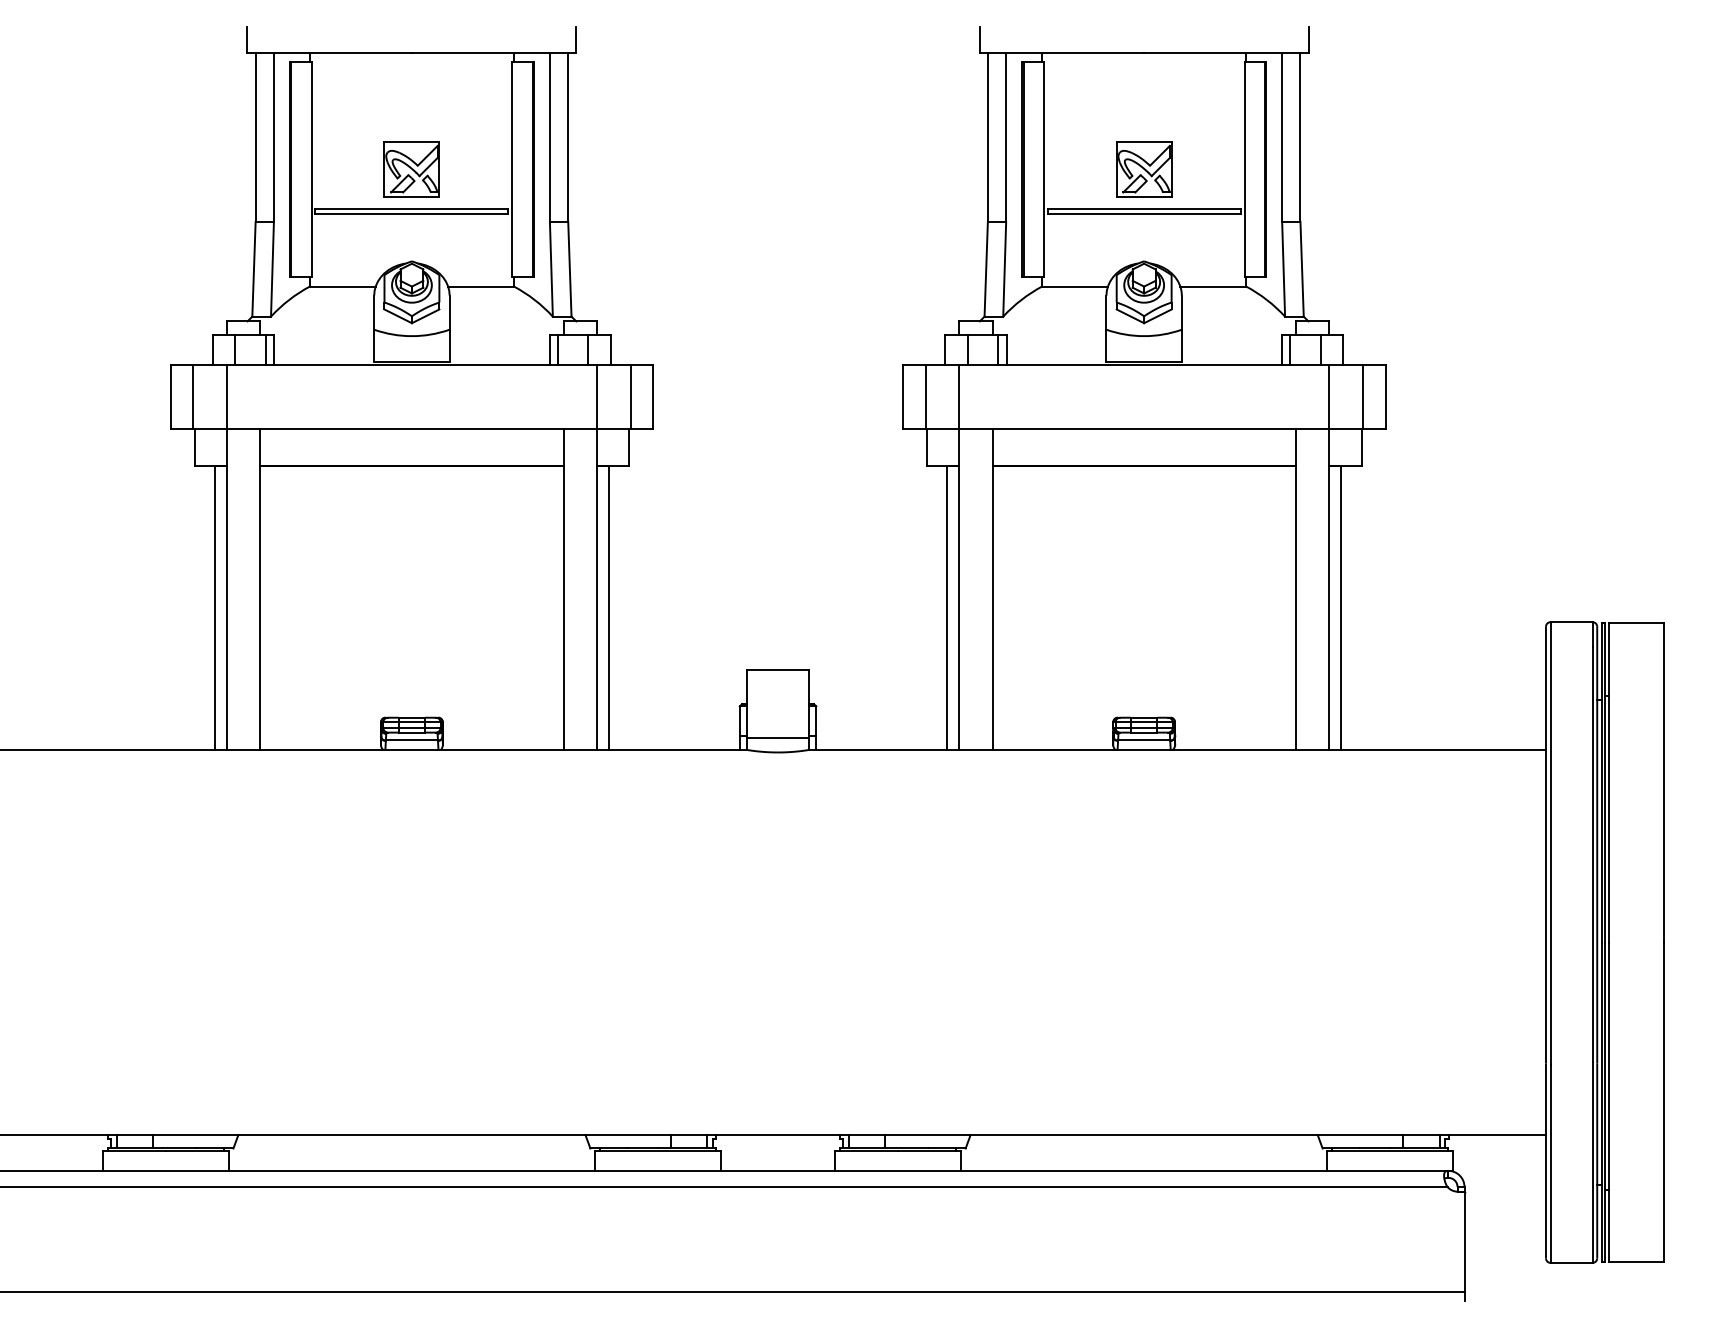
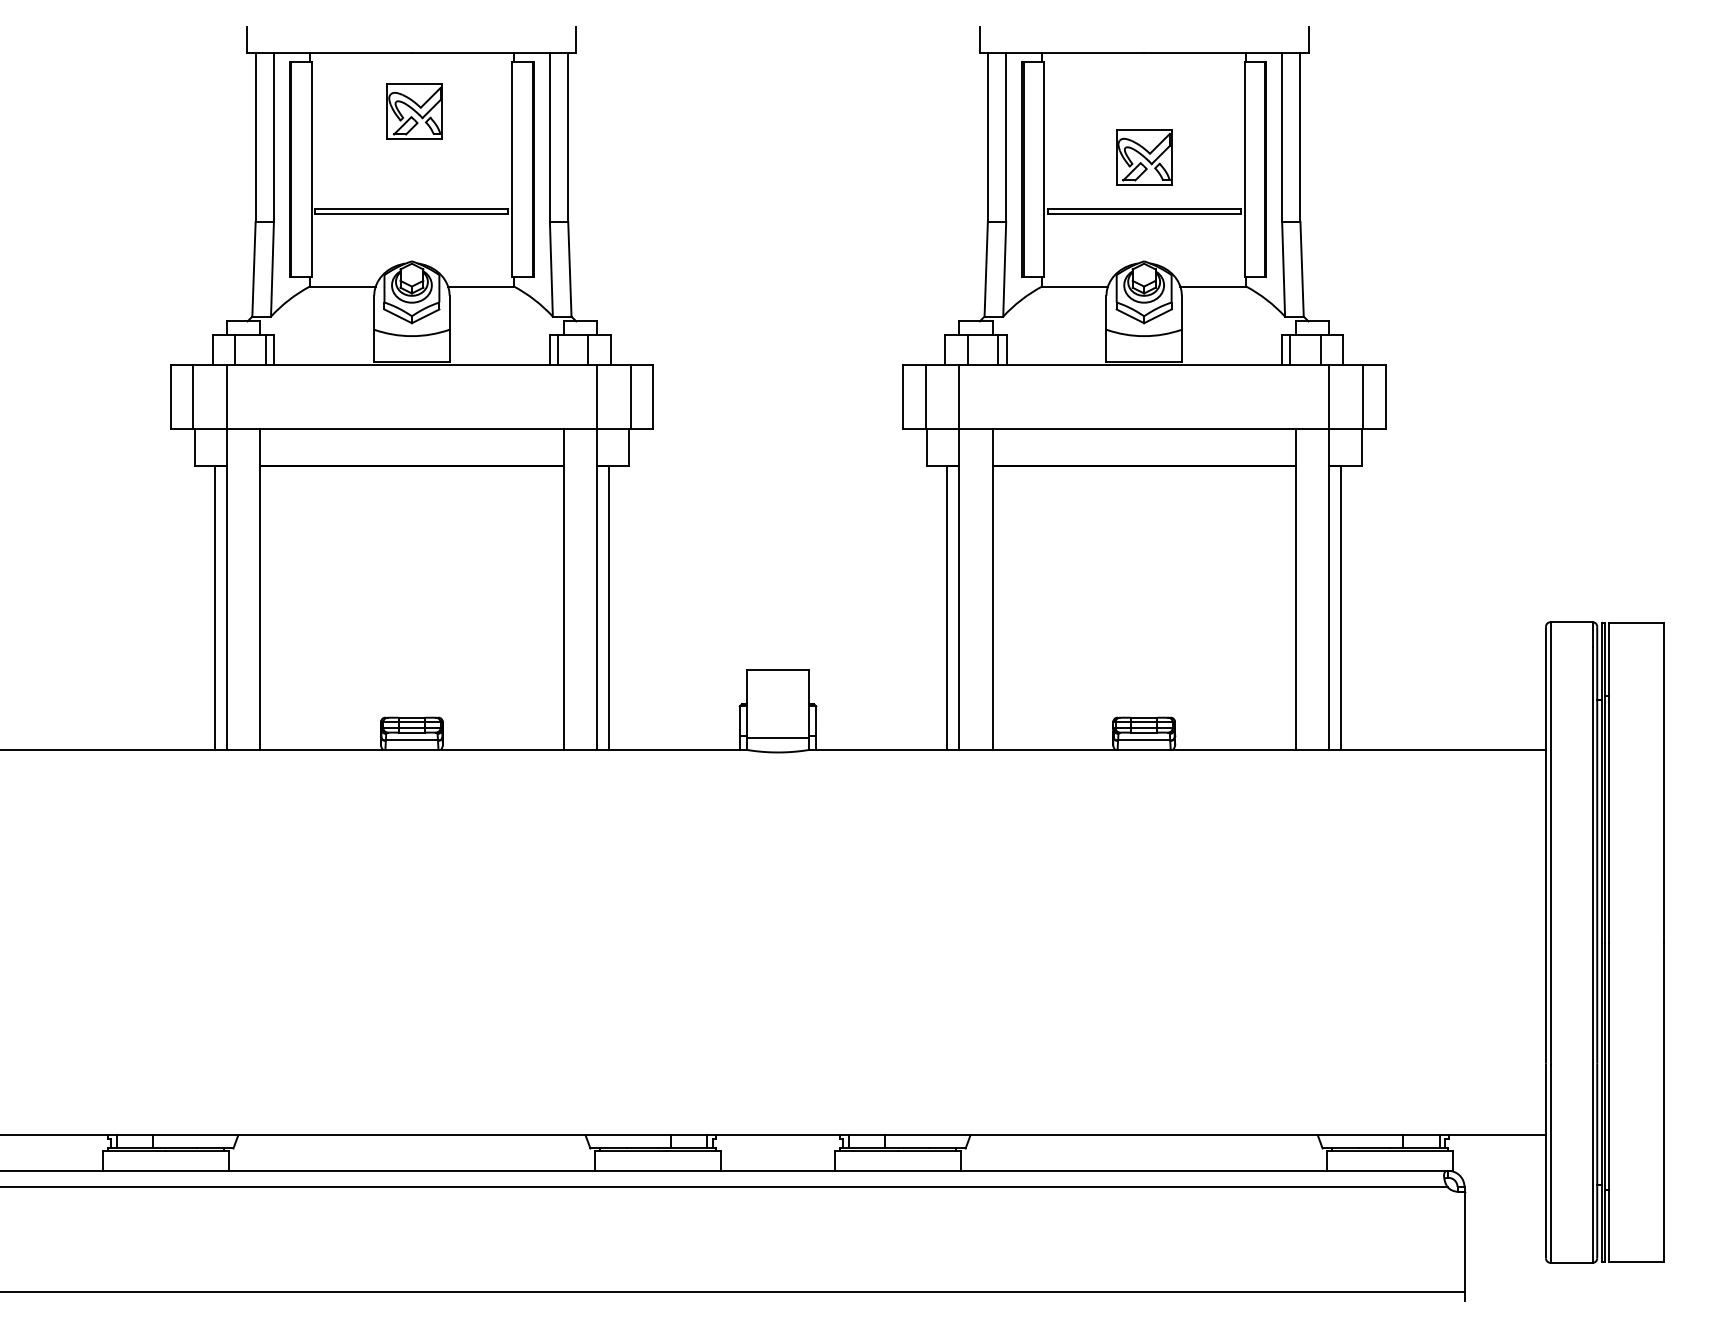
part position: (411, 169) -> (414, 111) (414, 111)
part position: (1144, 169) -> (1144, 157) (1144, 157)
